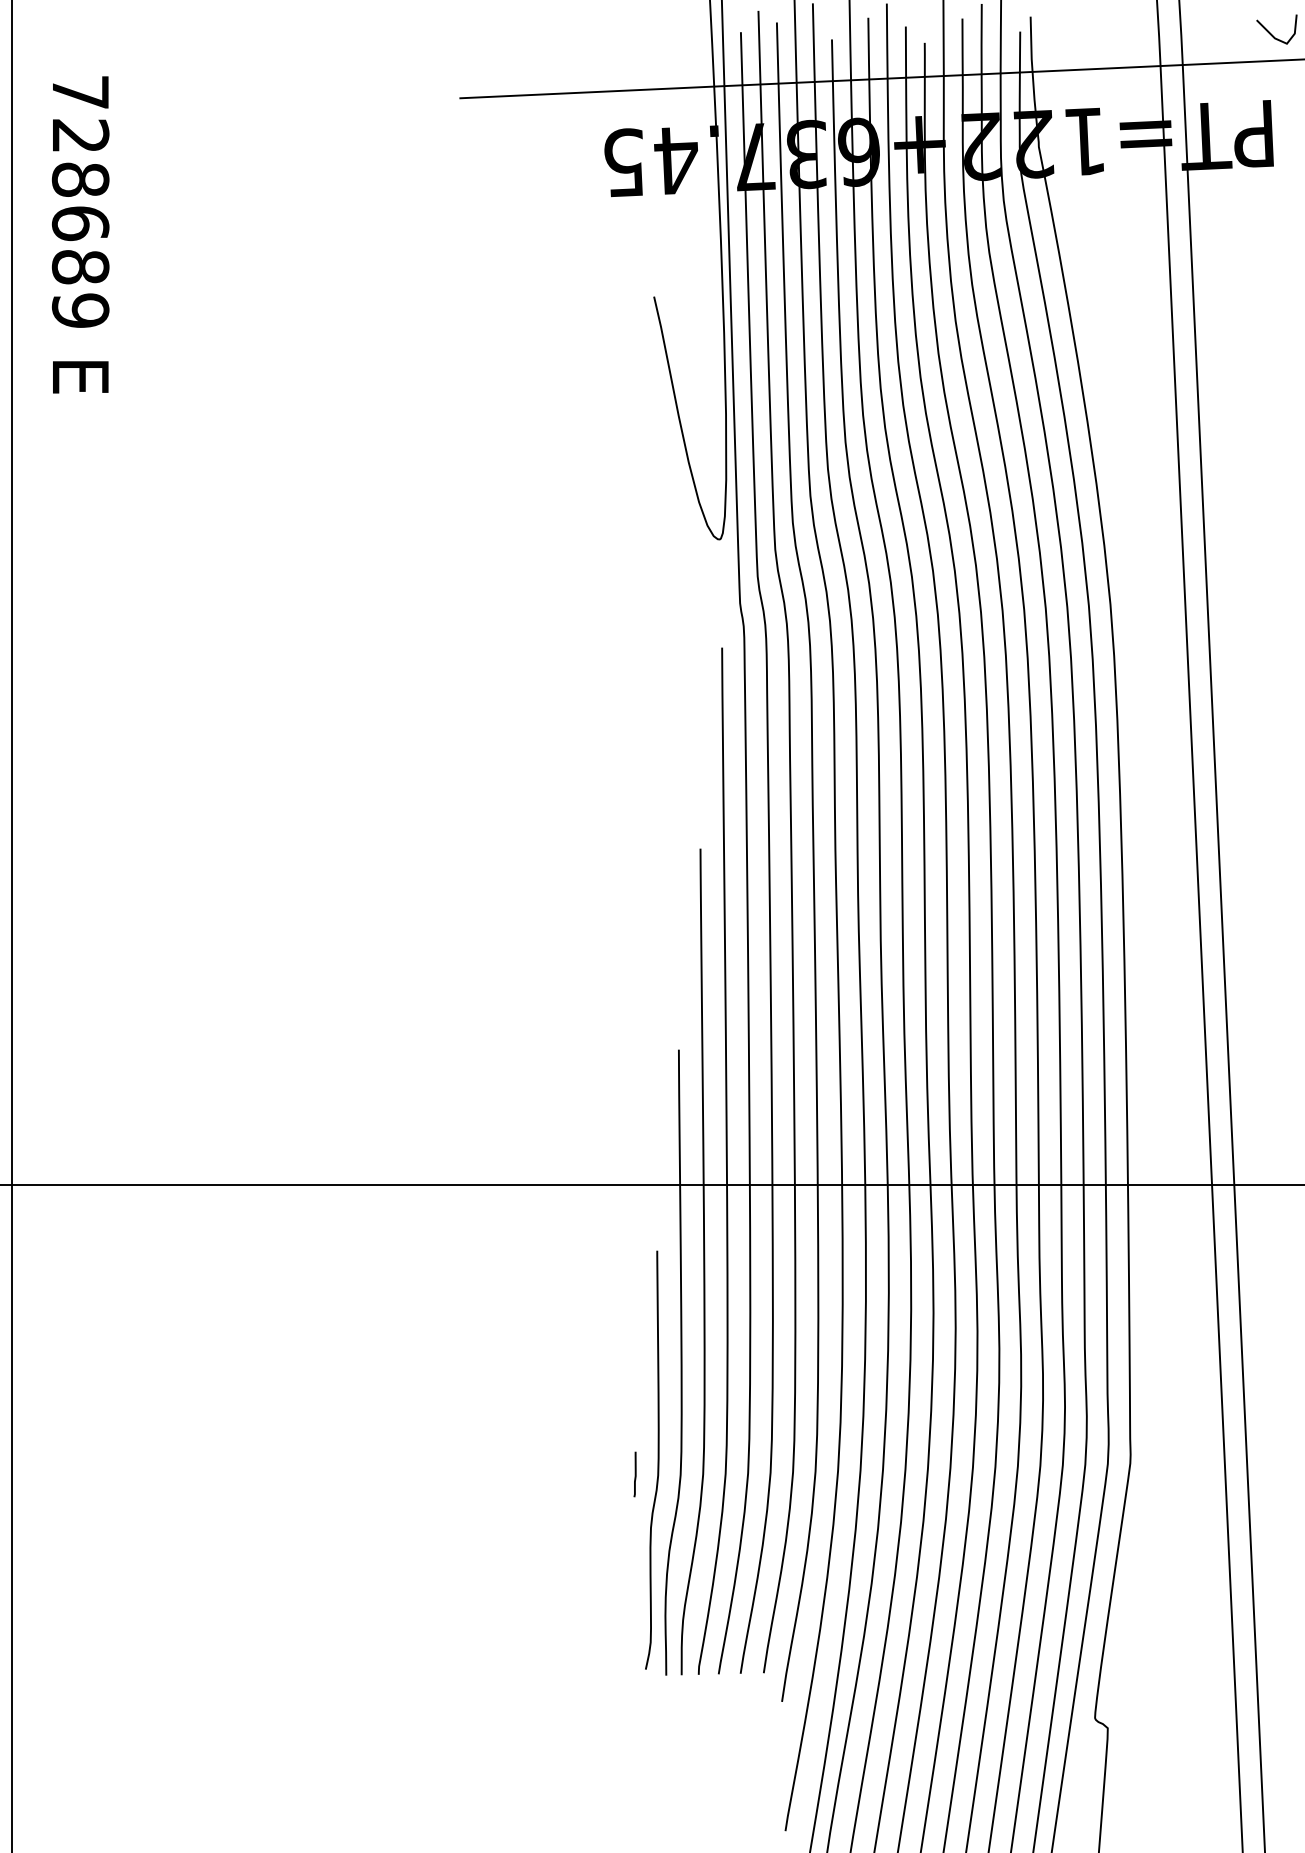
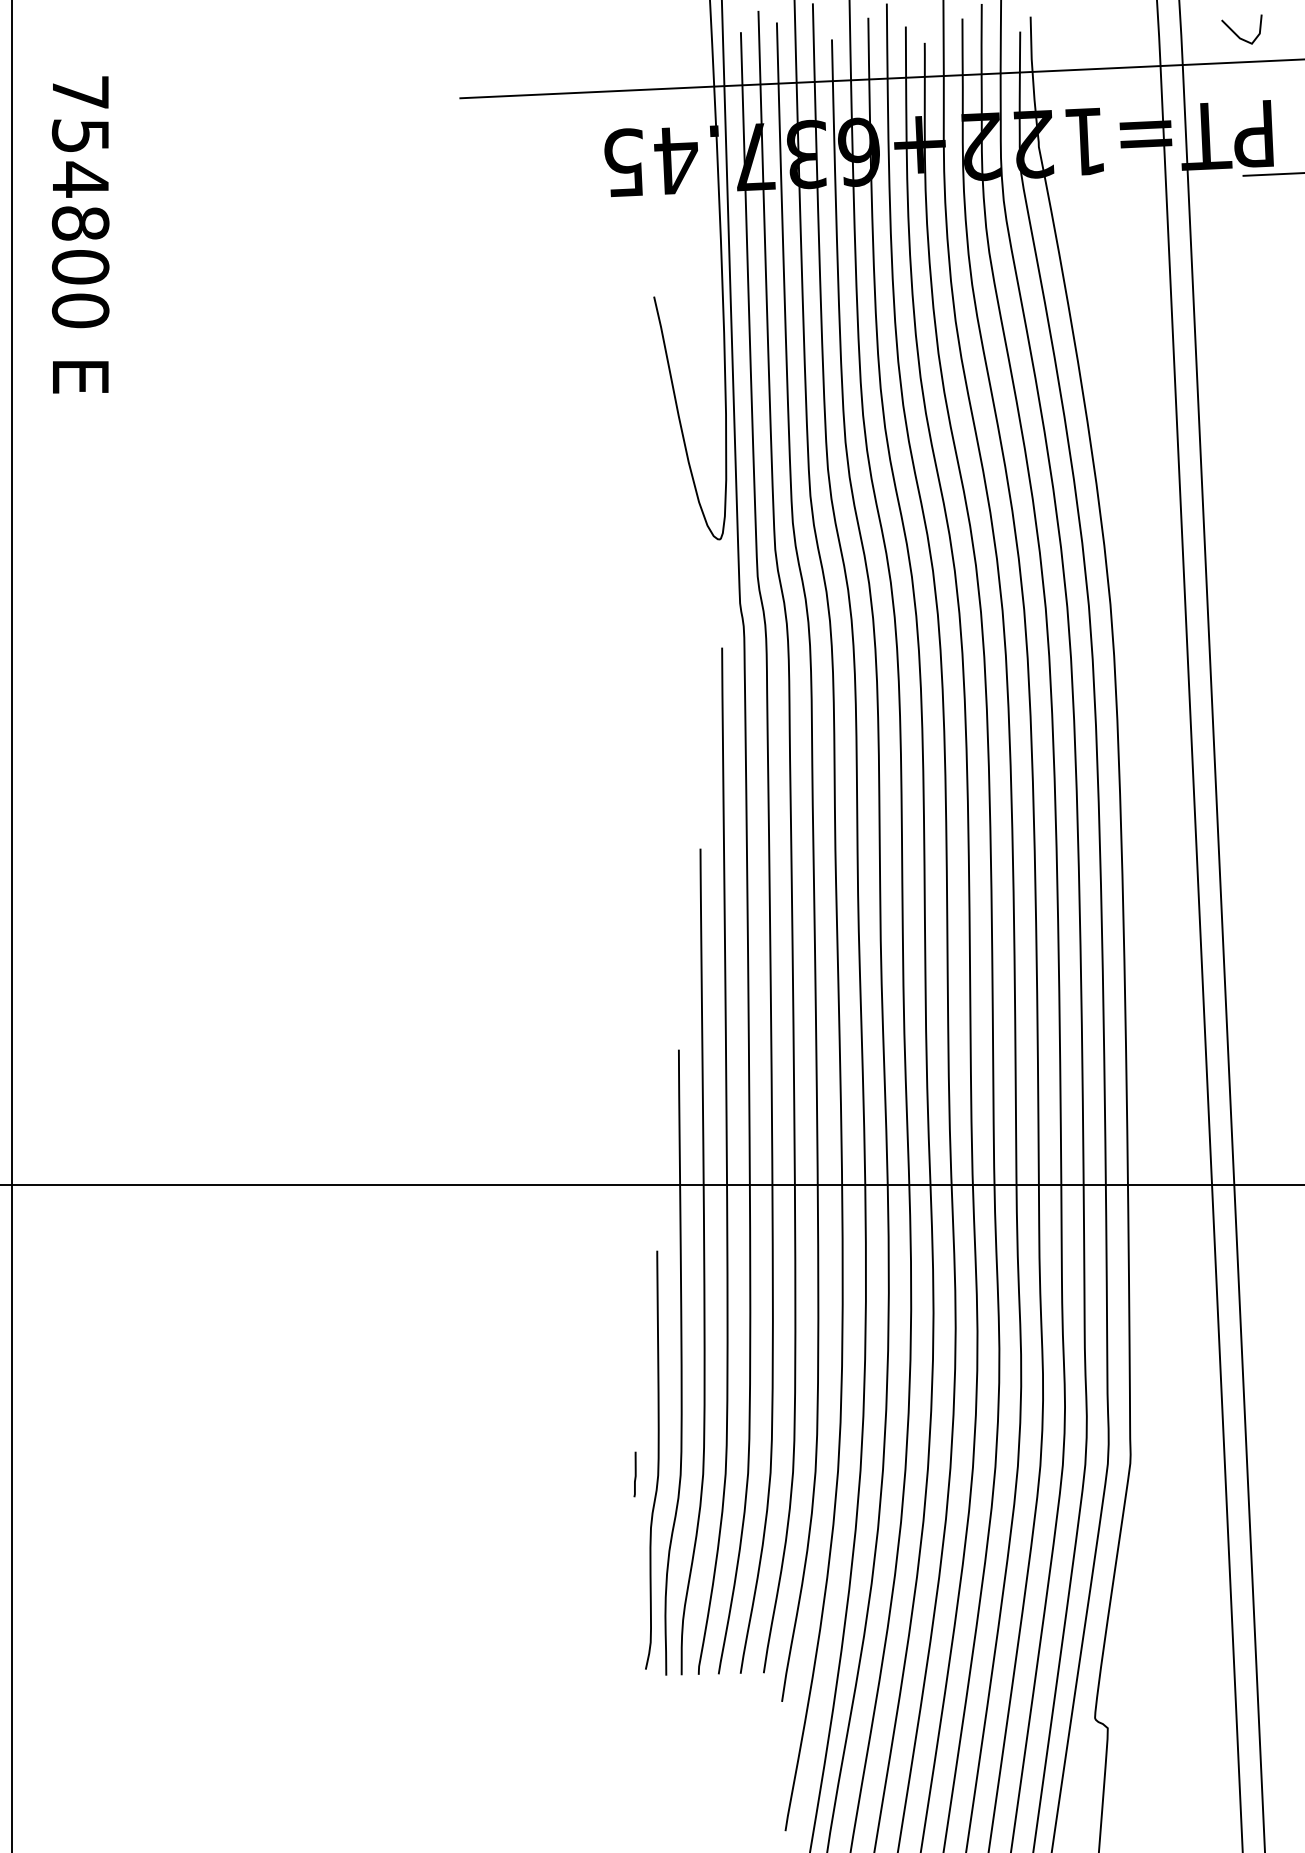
line position: (1271, 33) -> (1236, 33) (1236, 33)
line: none -> present (1272, 174)
text: 728689 -> 754800 (80, 223)
